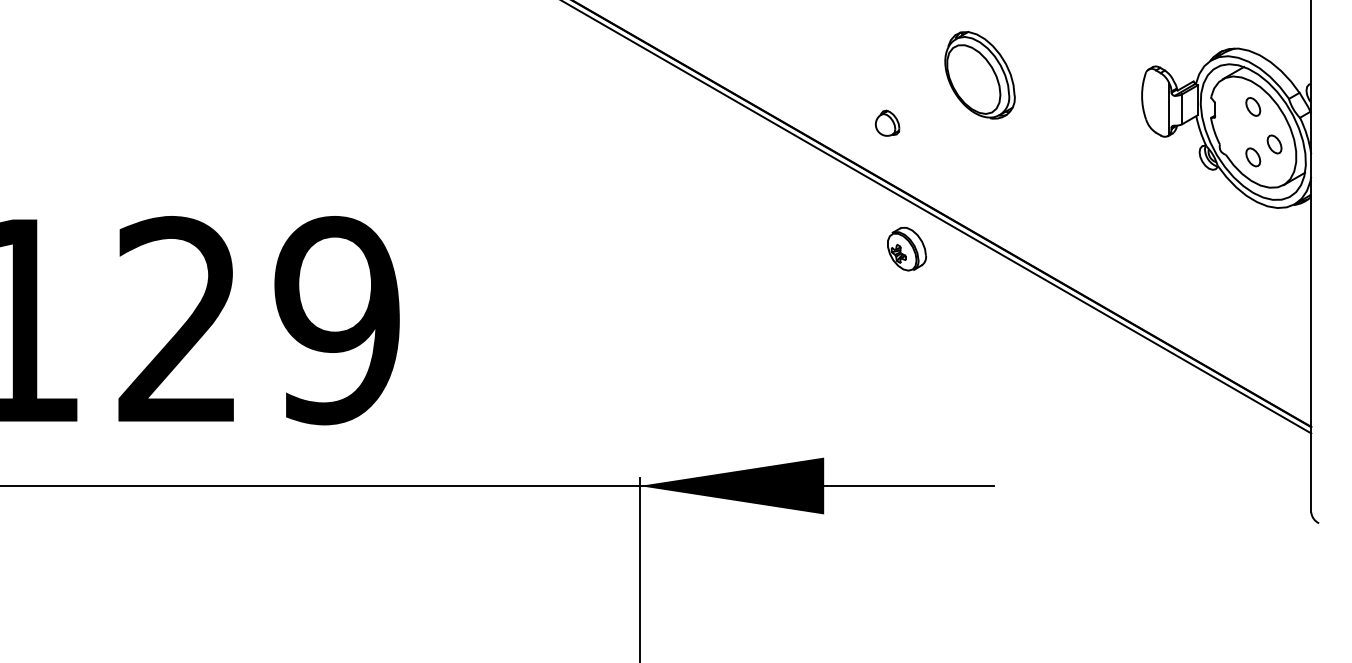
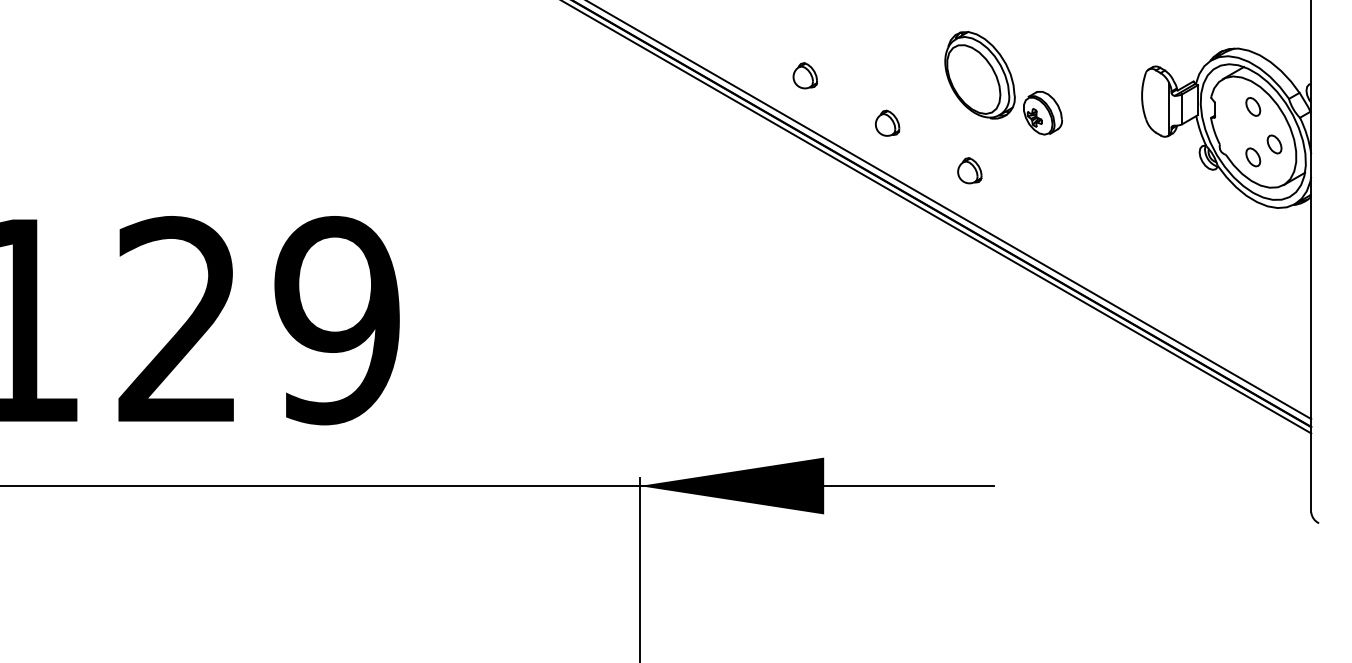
part: none -> present (804, 75)
part: none -> present (969, 170)
line: none -> present (949, 210)
part position: (906, 249) -> (1042, 113) (1042, 113)
